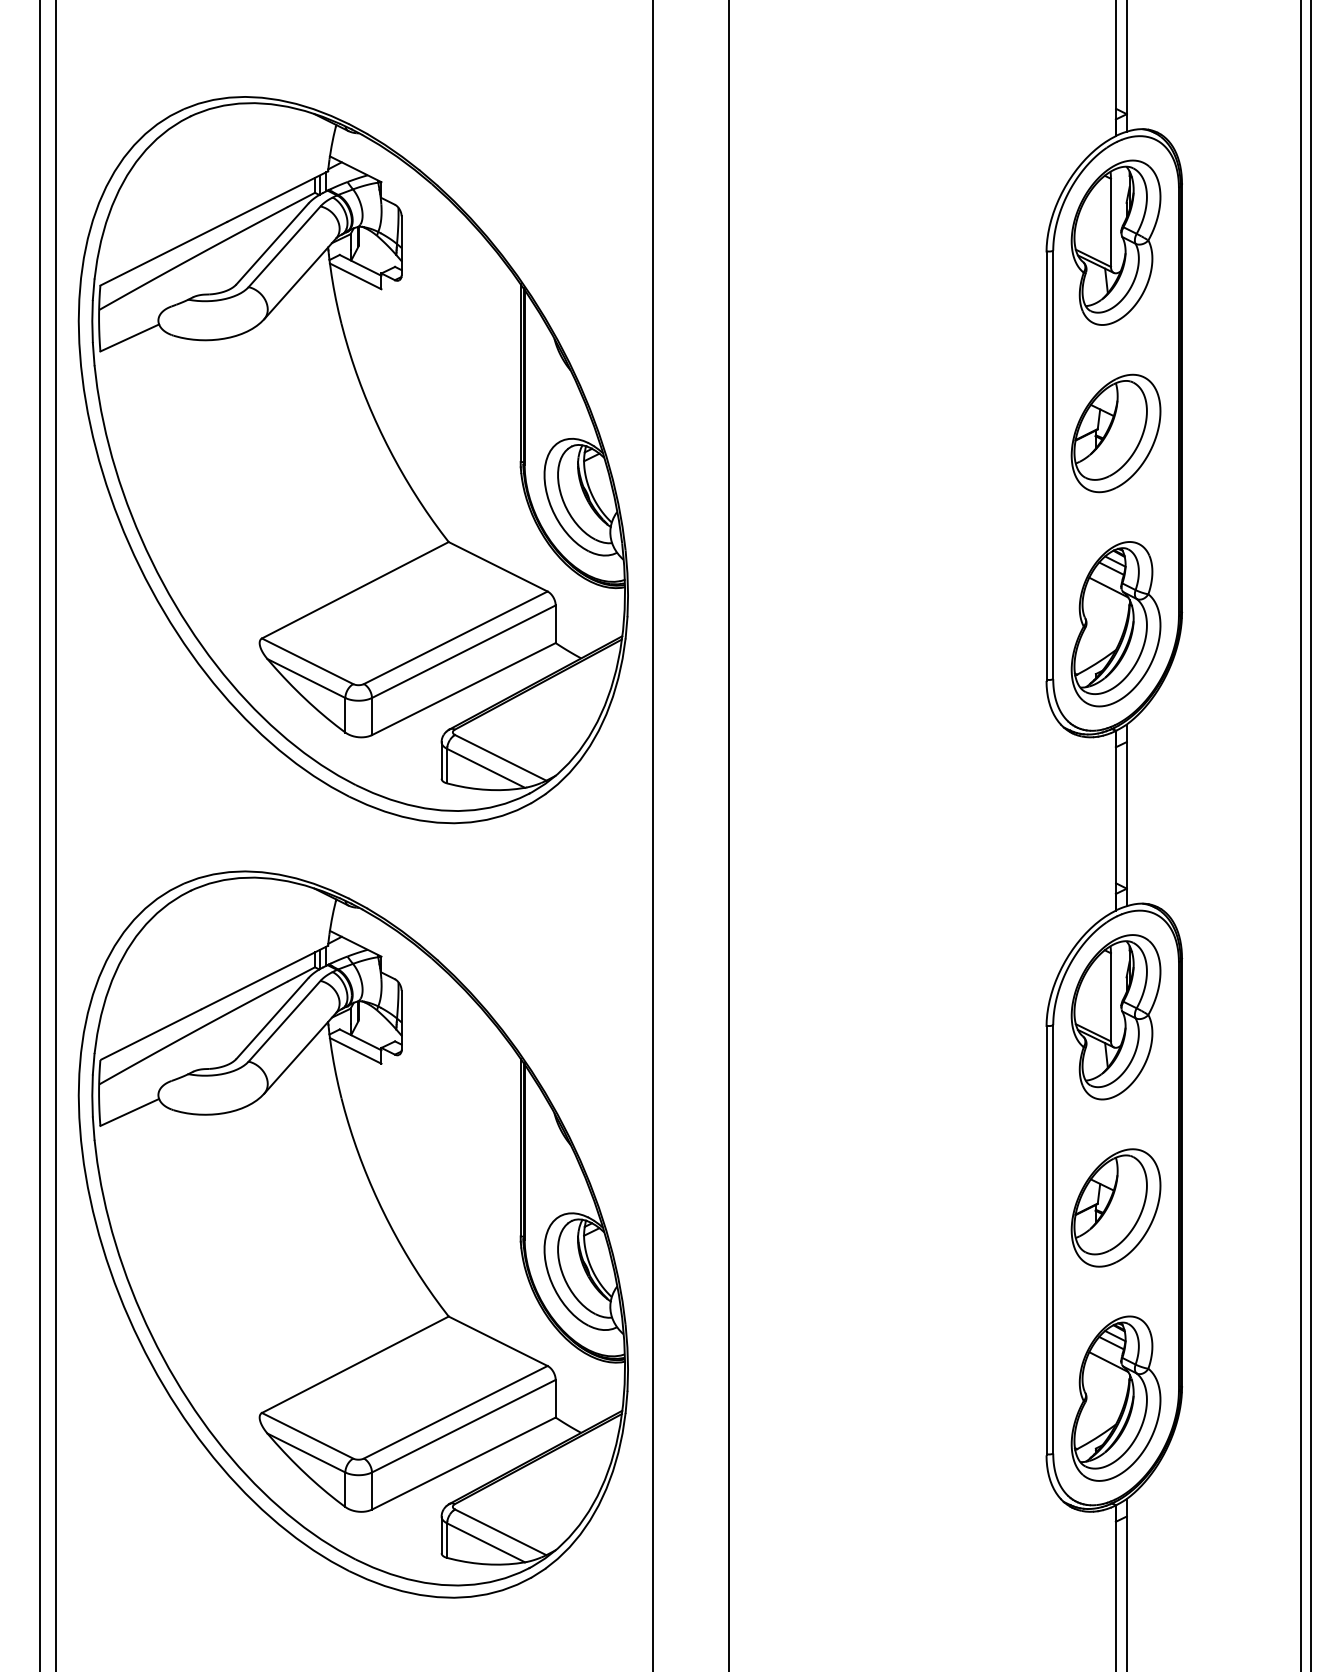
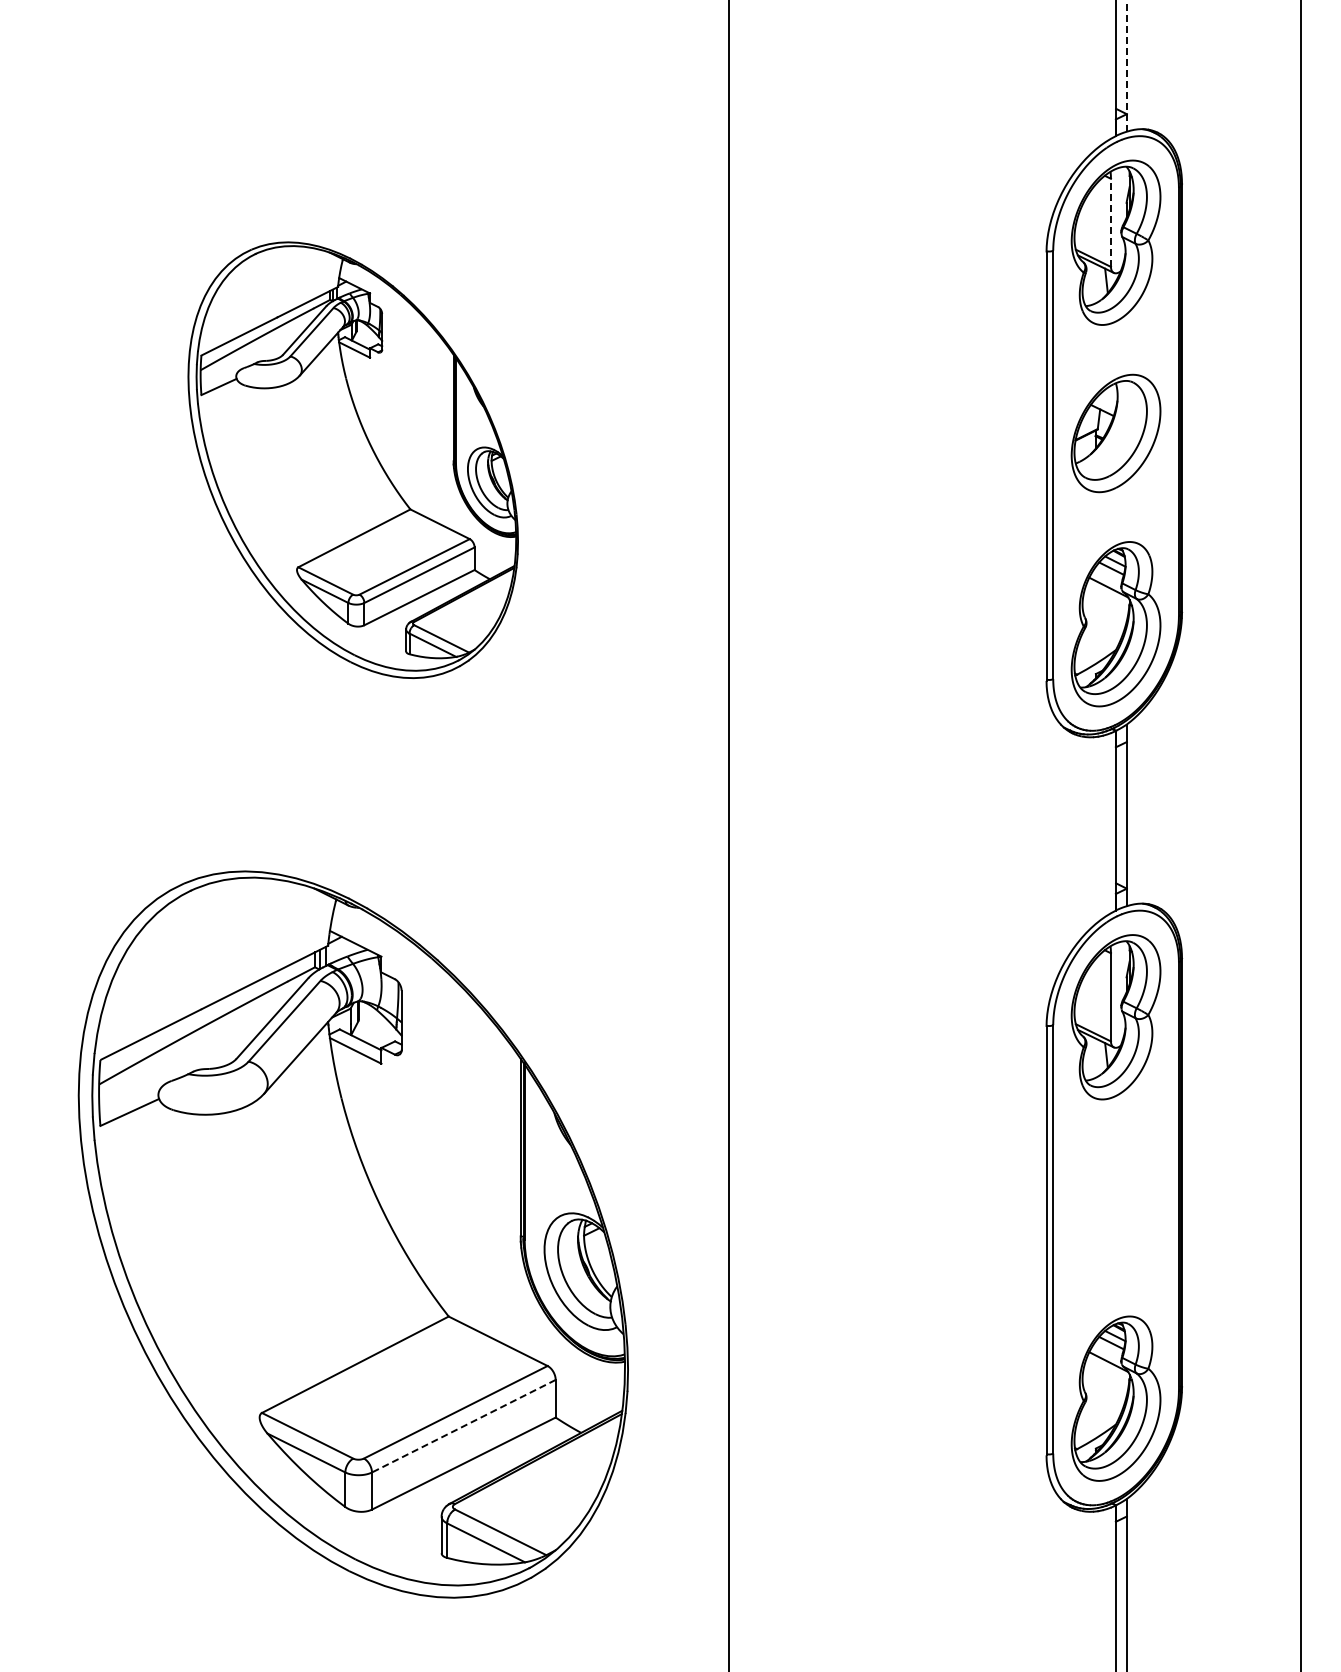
line: solid -> dashed (1126, 65)
line: solid -> dashed (1110, 222)
part size: 552x729 px -> 332x438 px (352, 459)
line: present -> none (40, 835)
line: present -> none (55, 835)
line: present -> none (652, 835)
line: present -> none (1311, 835)
part: present -> none (1115, 1207)
line: solid -> dashed (463, 1426)
